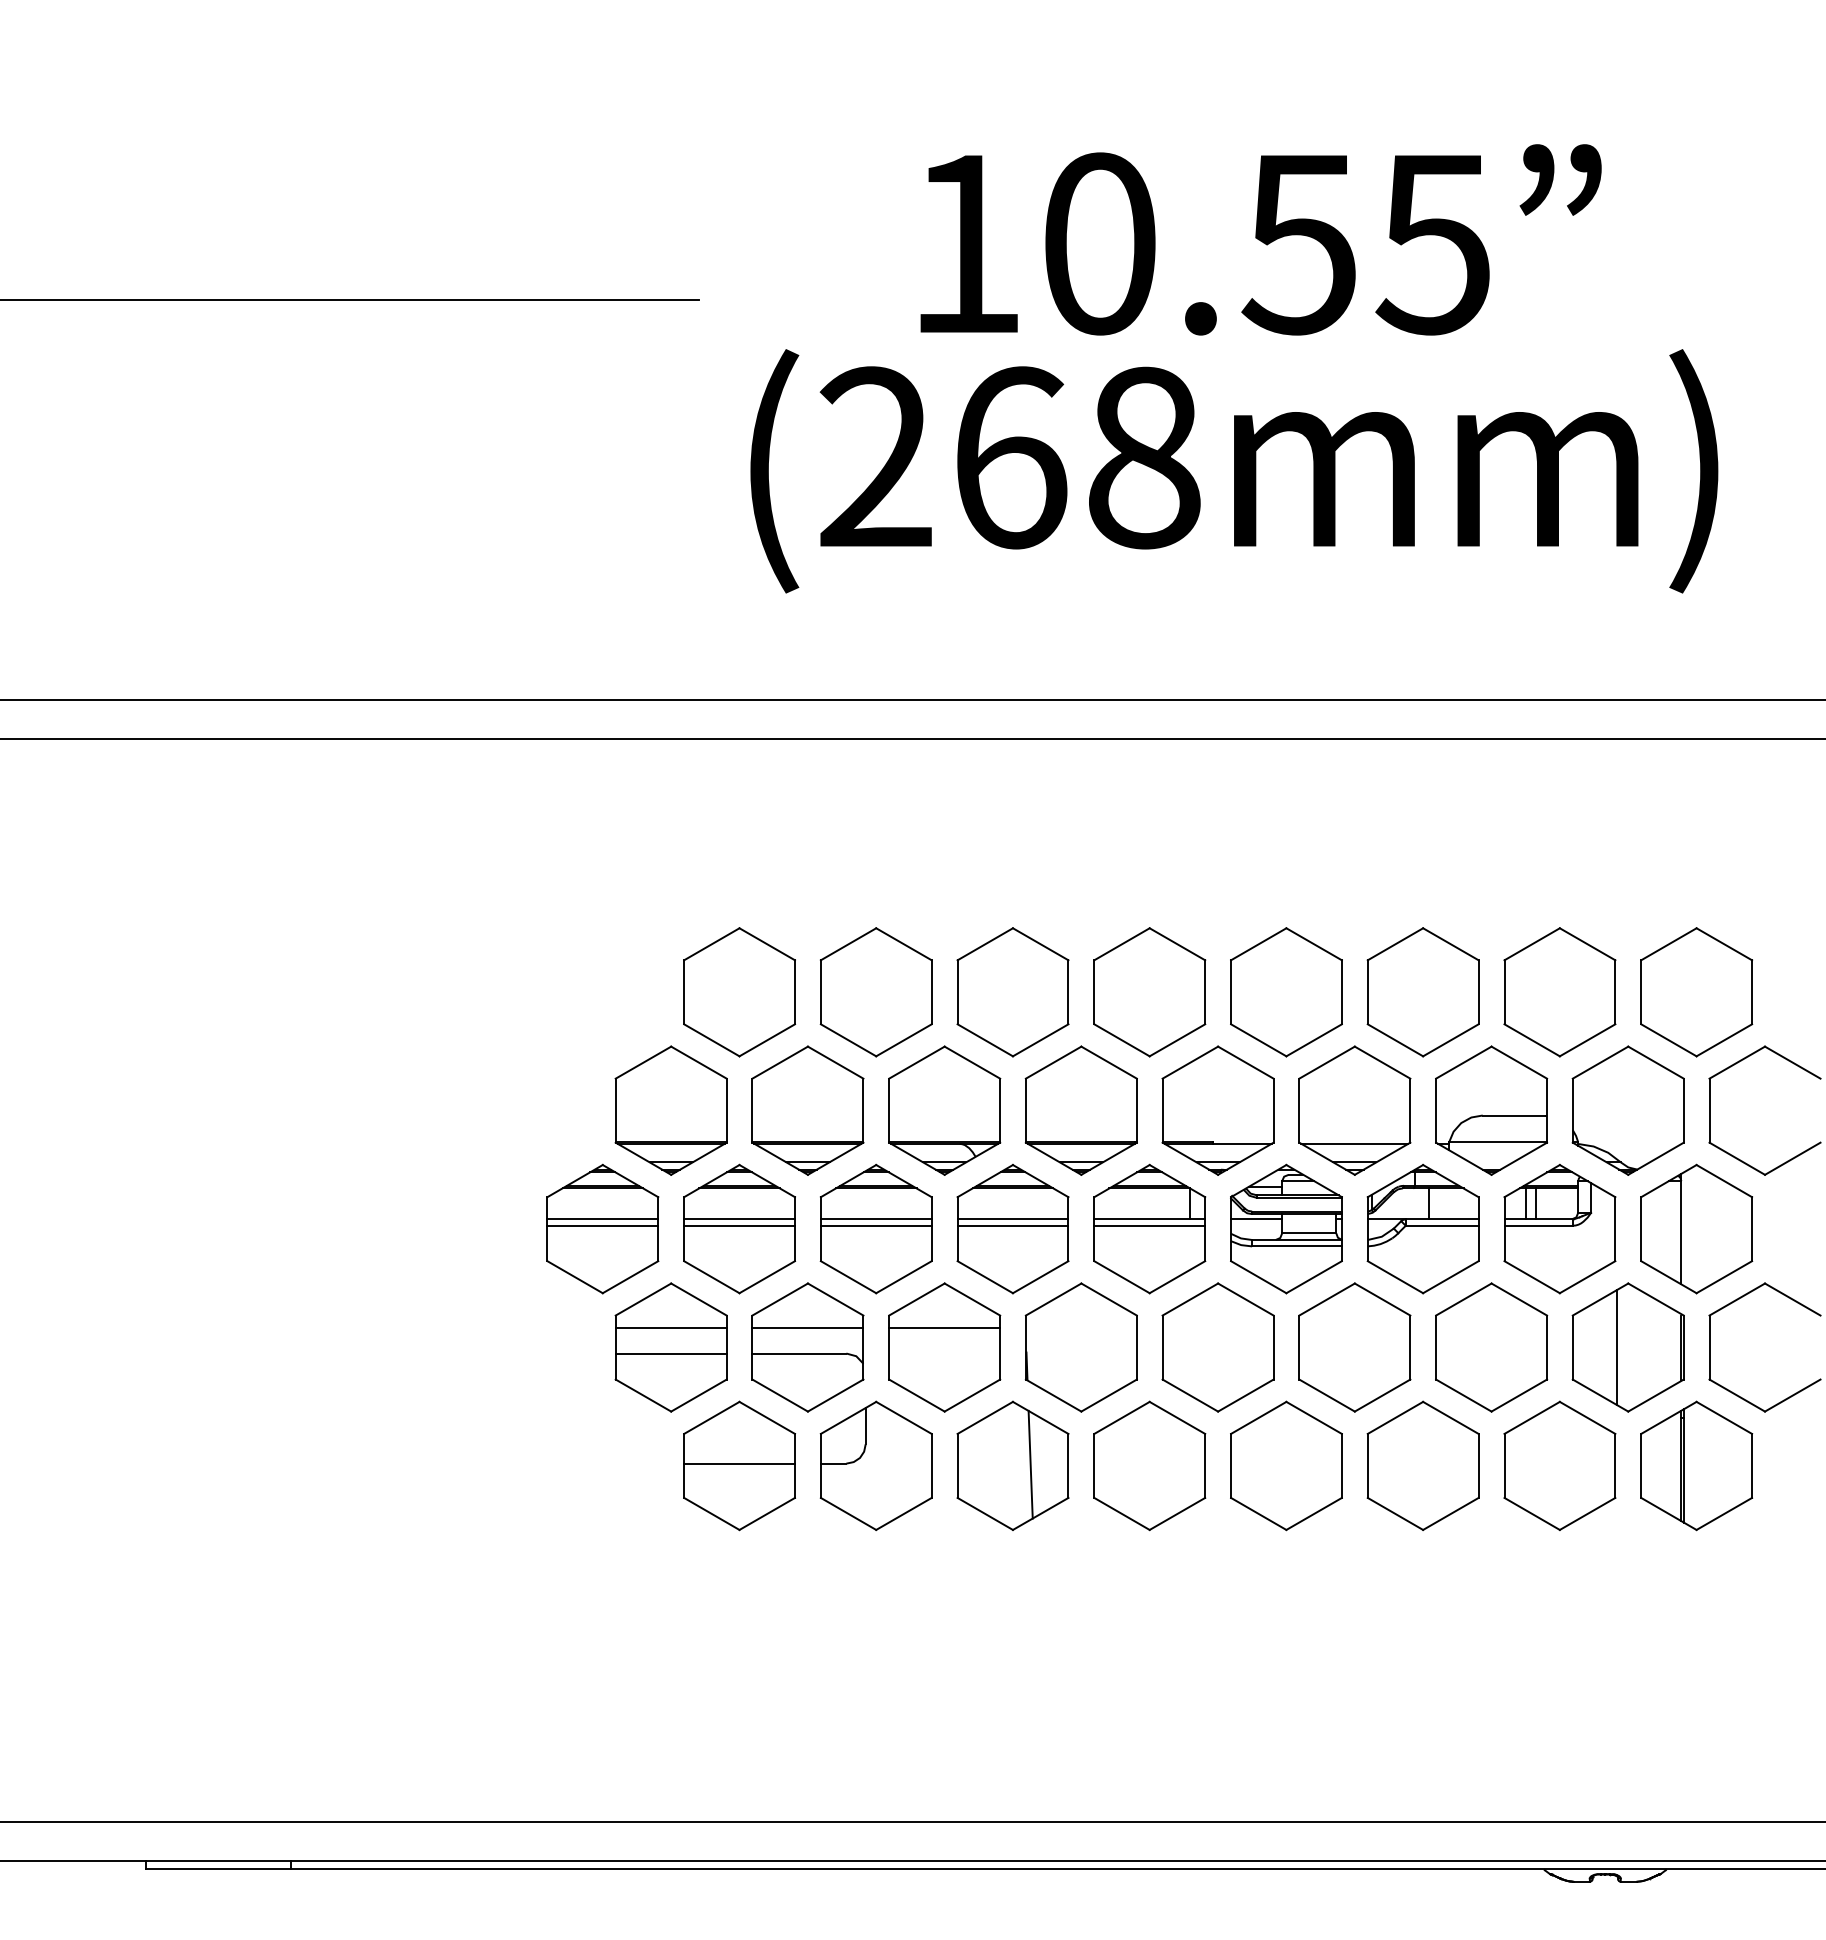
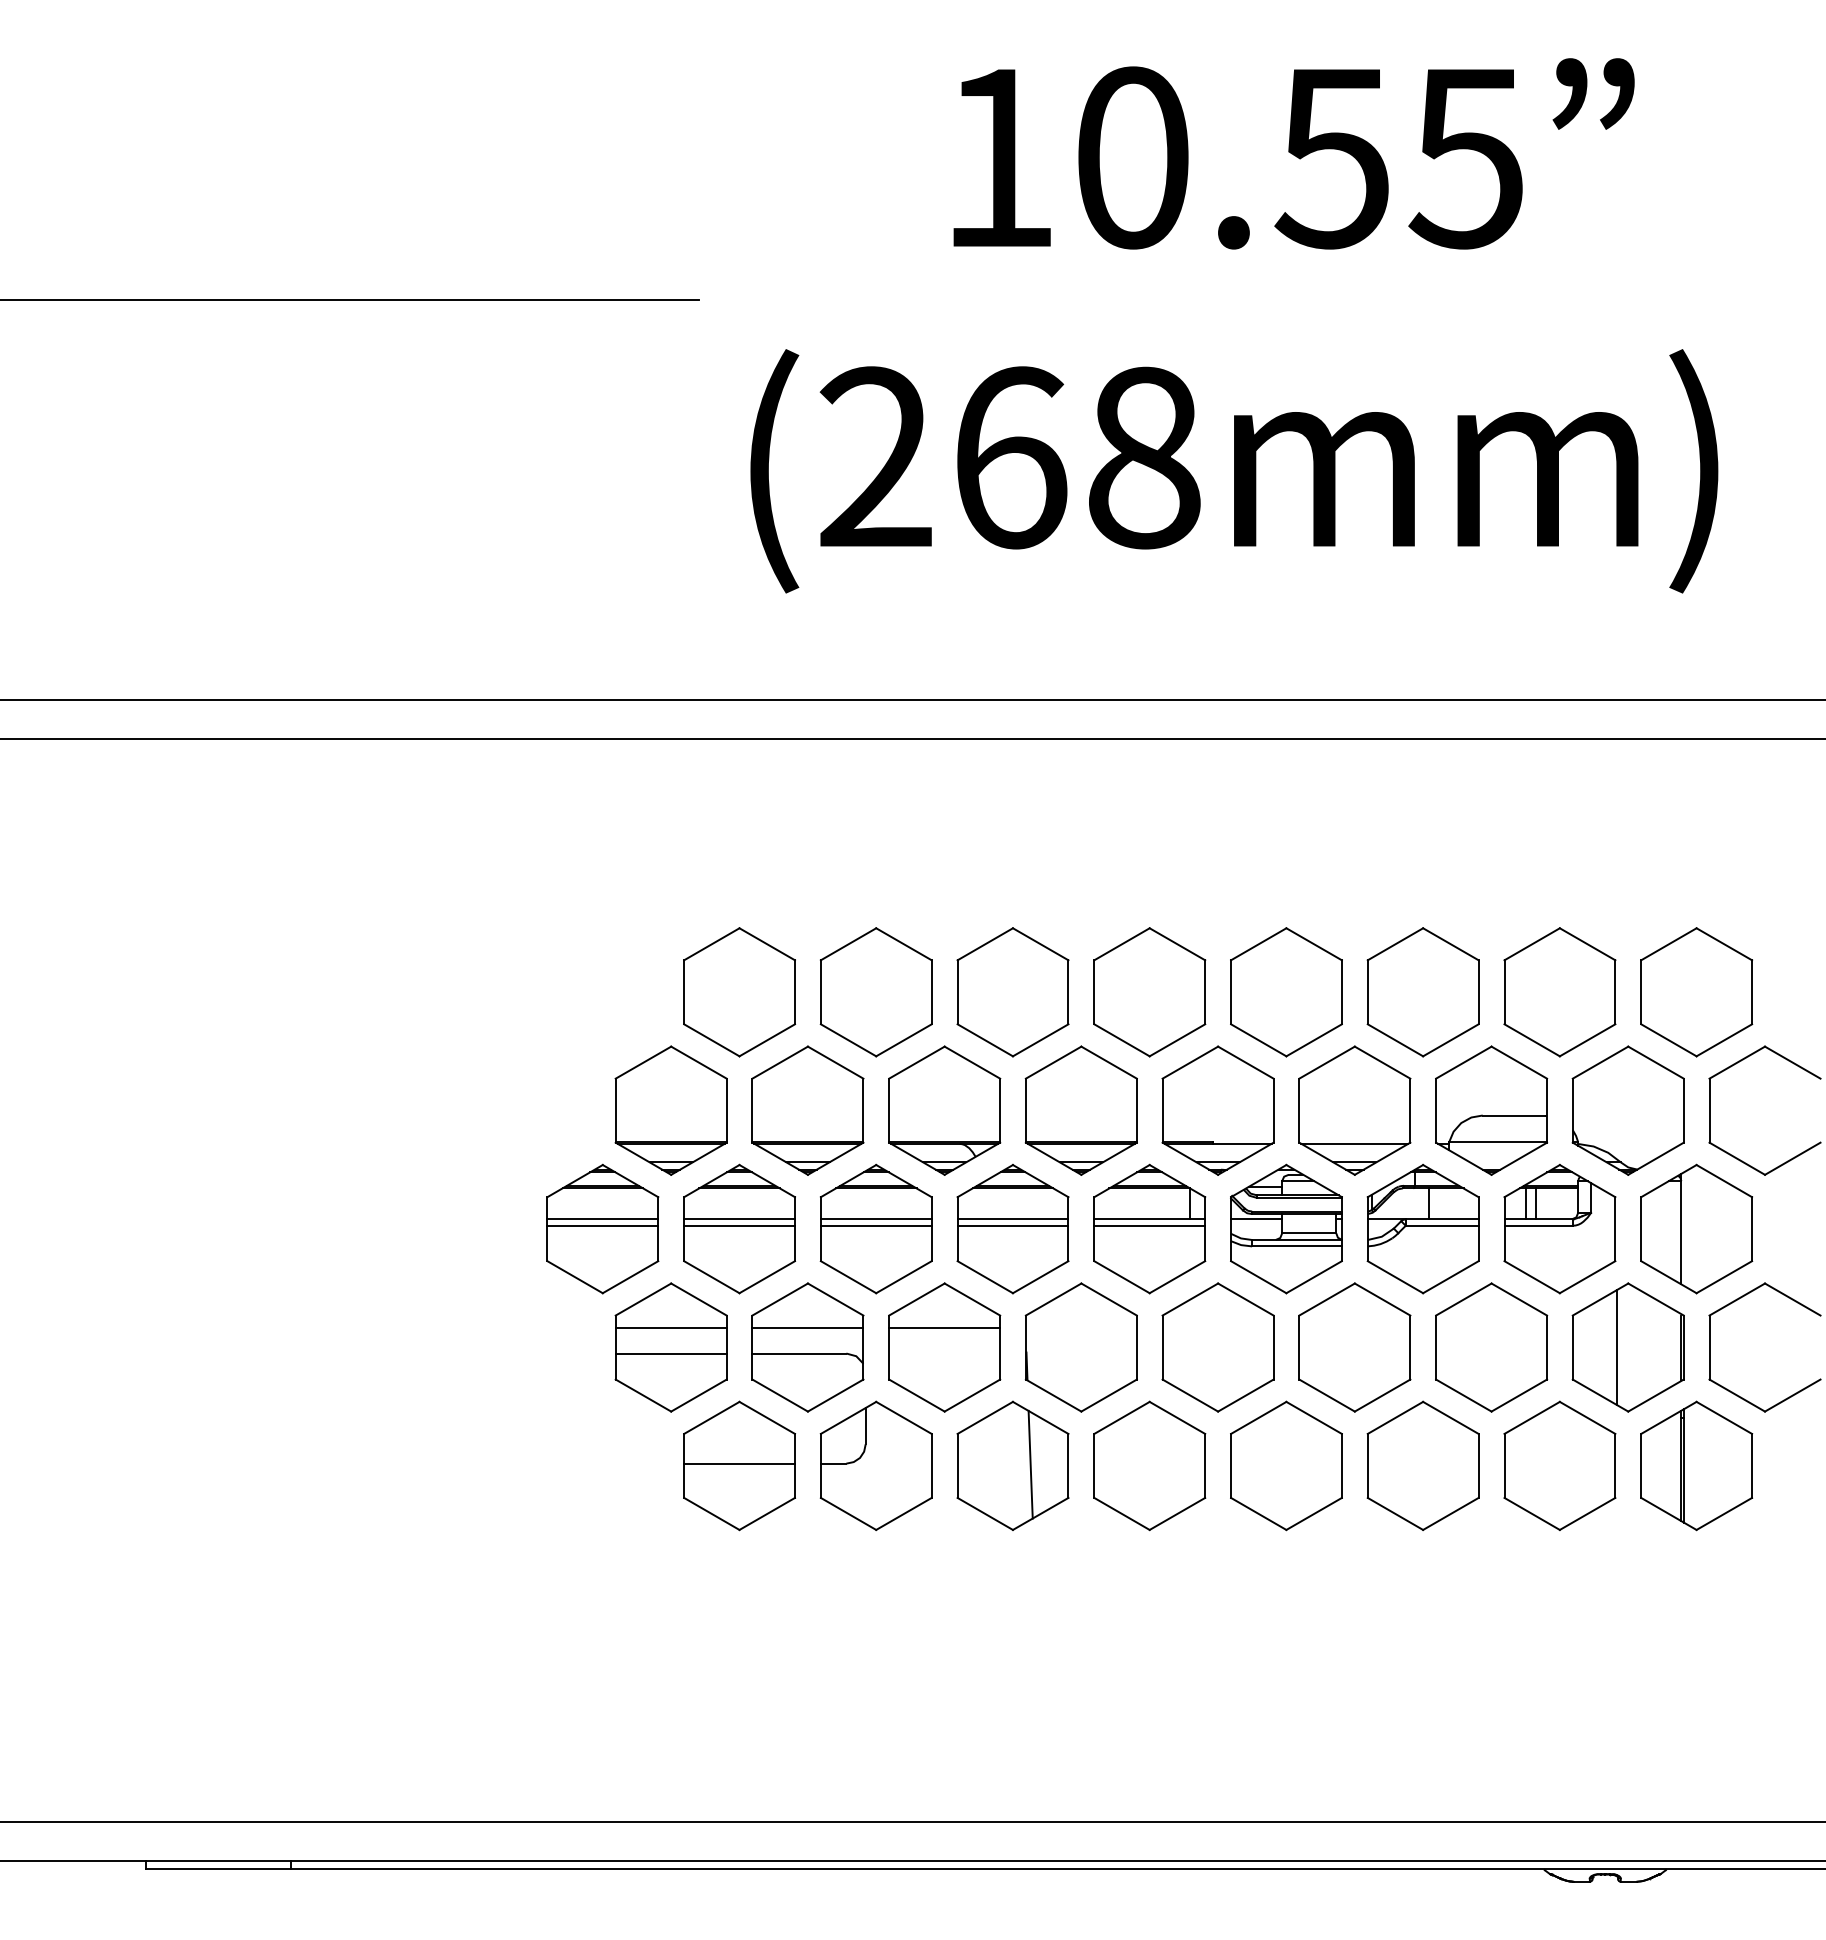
text position: (1260, 239) -> (1293, 153) (1293, 153)
